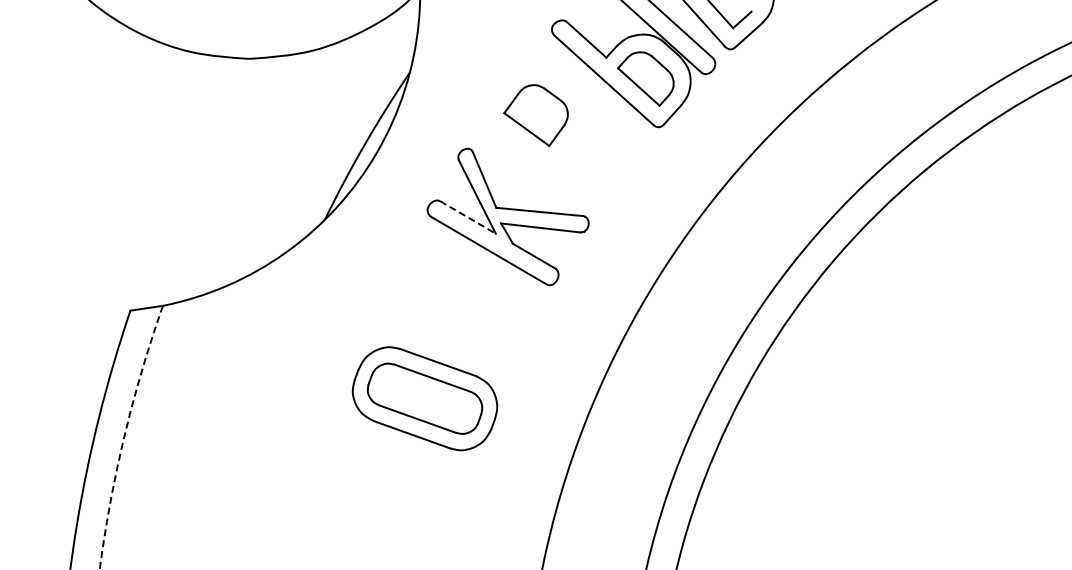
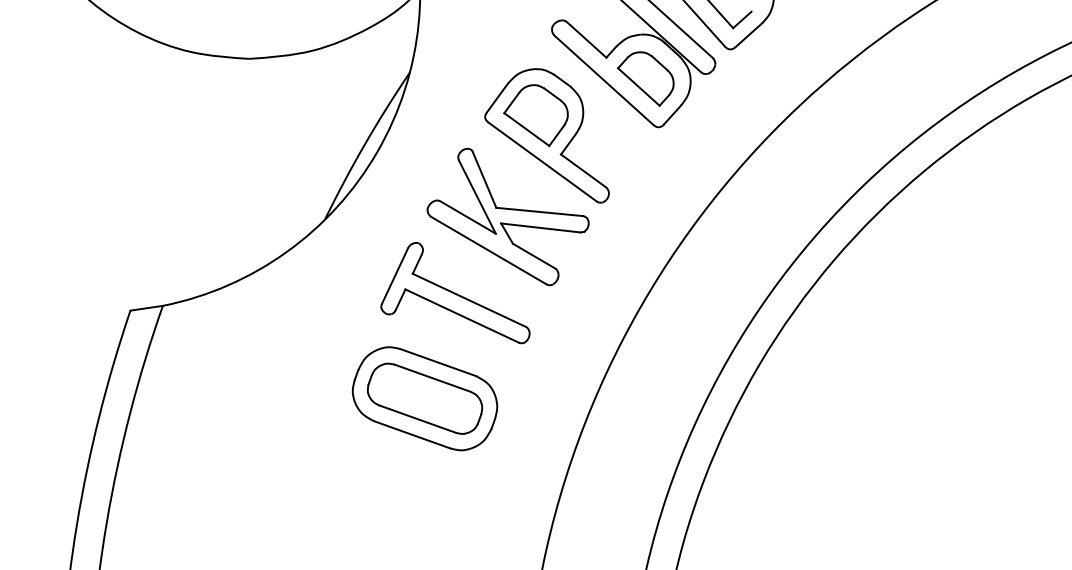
part: none -> present (546, 135)
line: dashed -> solid (468, 217)
part: none -> present (455, 293)
arc: dashed -> solid (124, 436)
